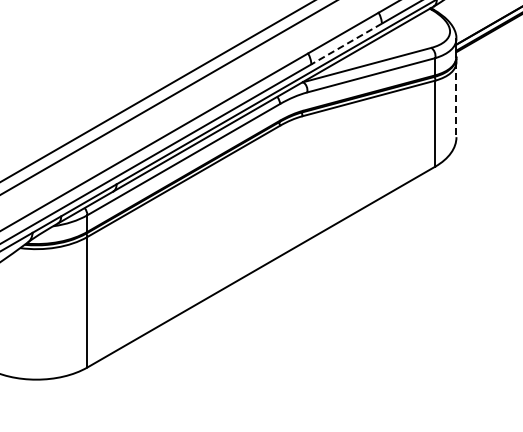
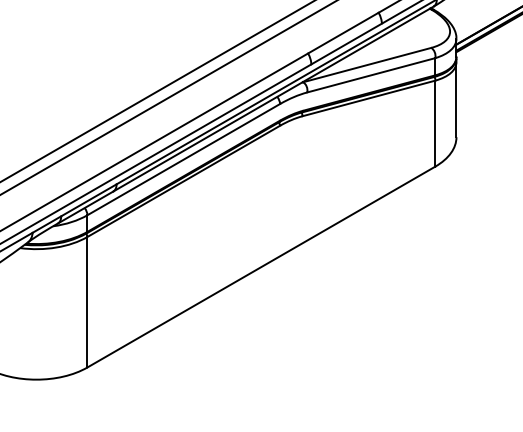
line: dashed -> solid (346, 44)
line: dashed -> solid (456, 99)
